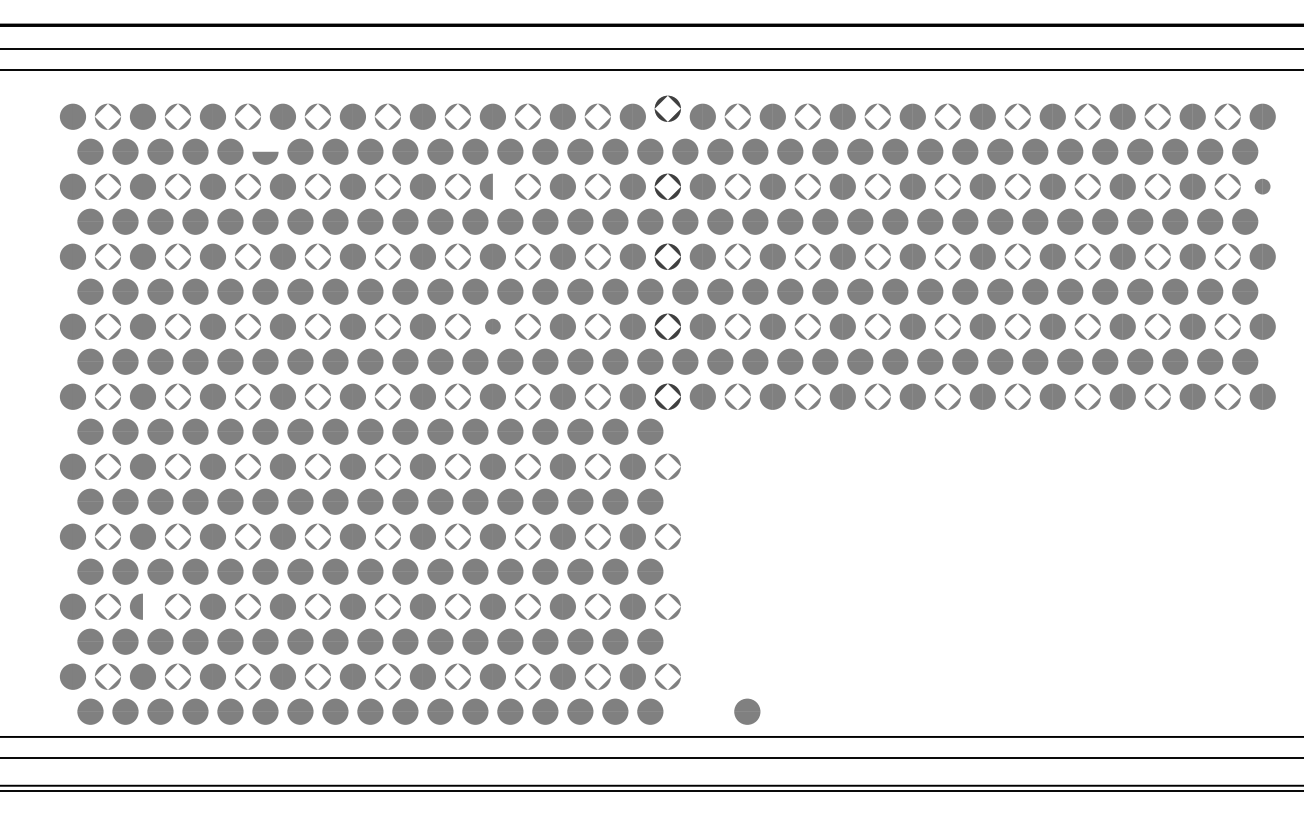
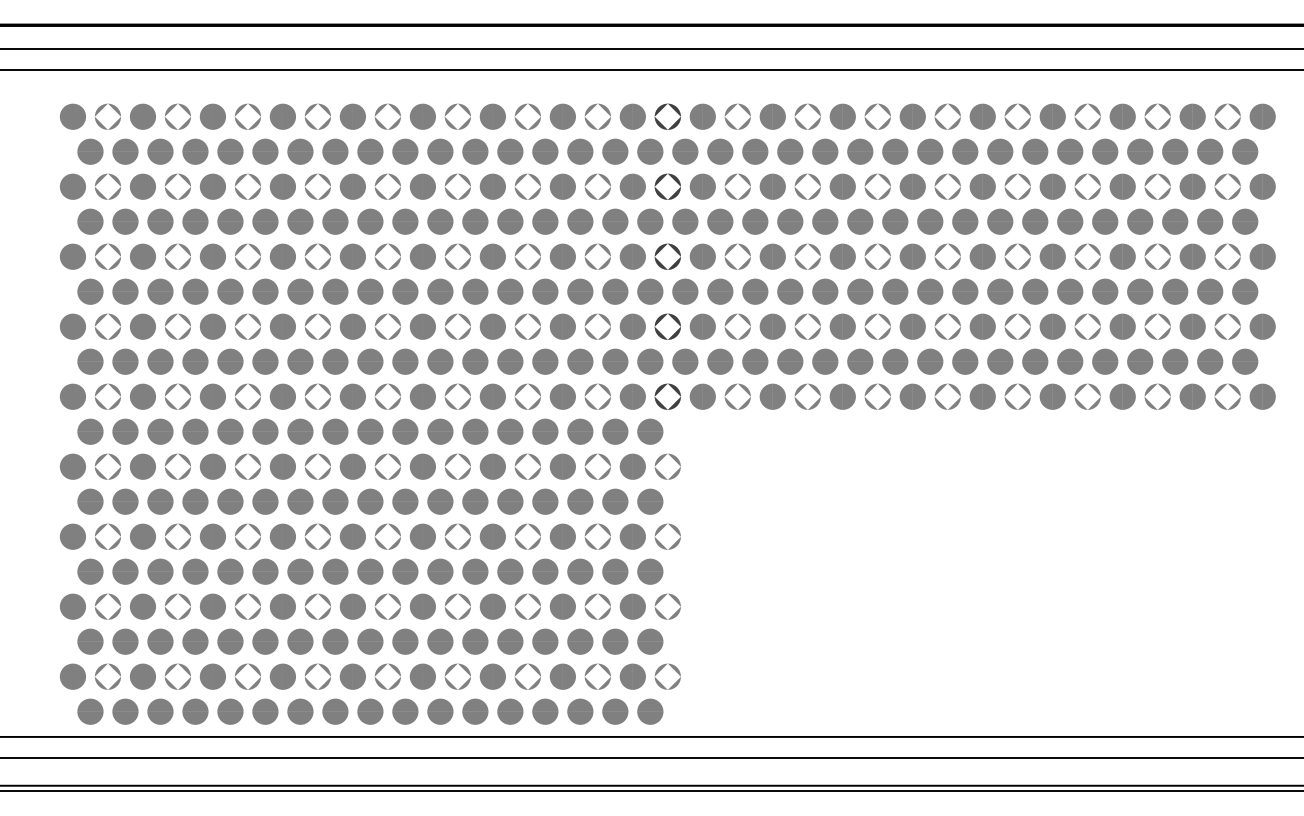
part position: (667, 108) -> (667, 116) (667, 116)
fill: none -> present (265, 144)
fill: none -> present (499, 186)
part size: 16x16 px -> 27x27 px (1262, 186)
part size: 16x16 px -> 26x27 px (492, 326)
fill: none -> present (149, 606)
part: present -> none (747, 711)
